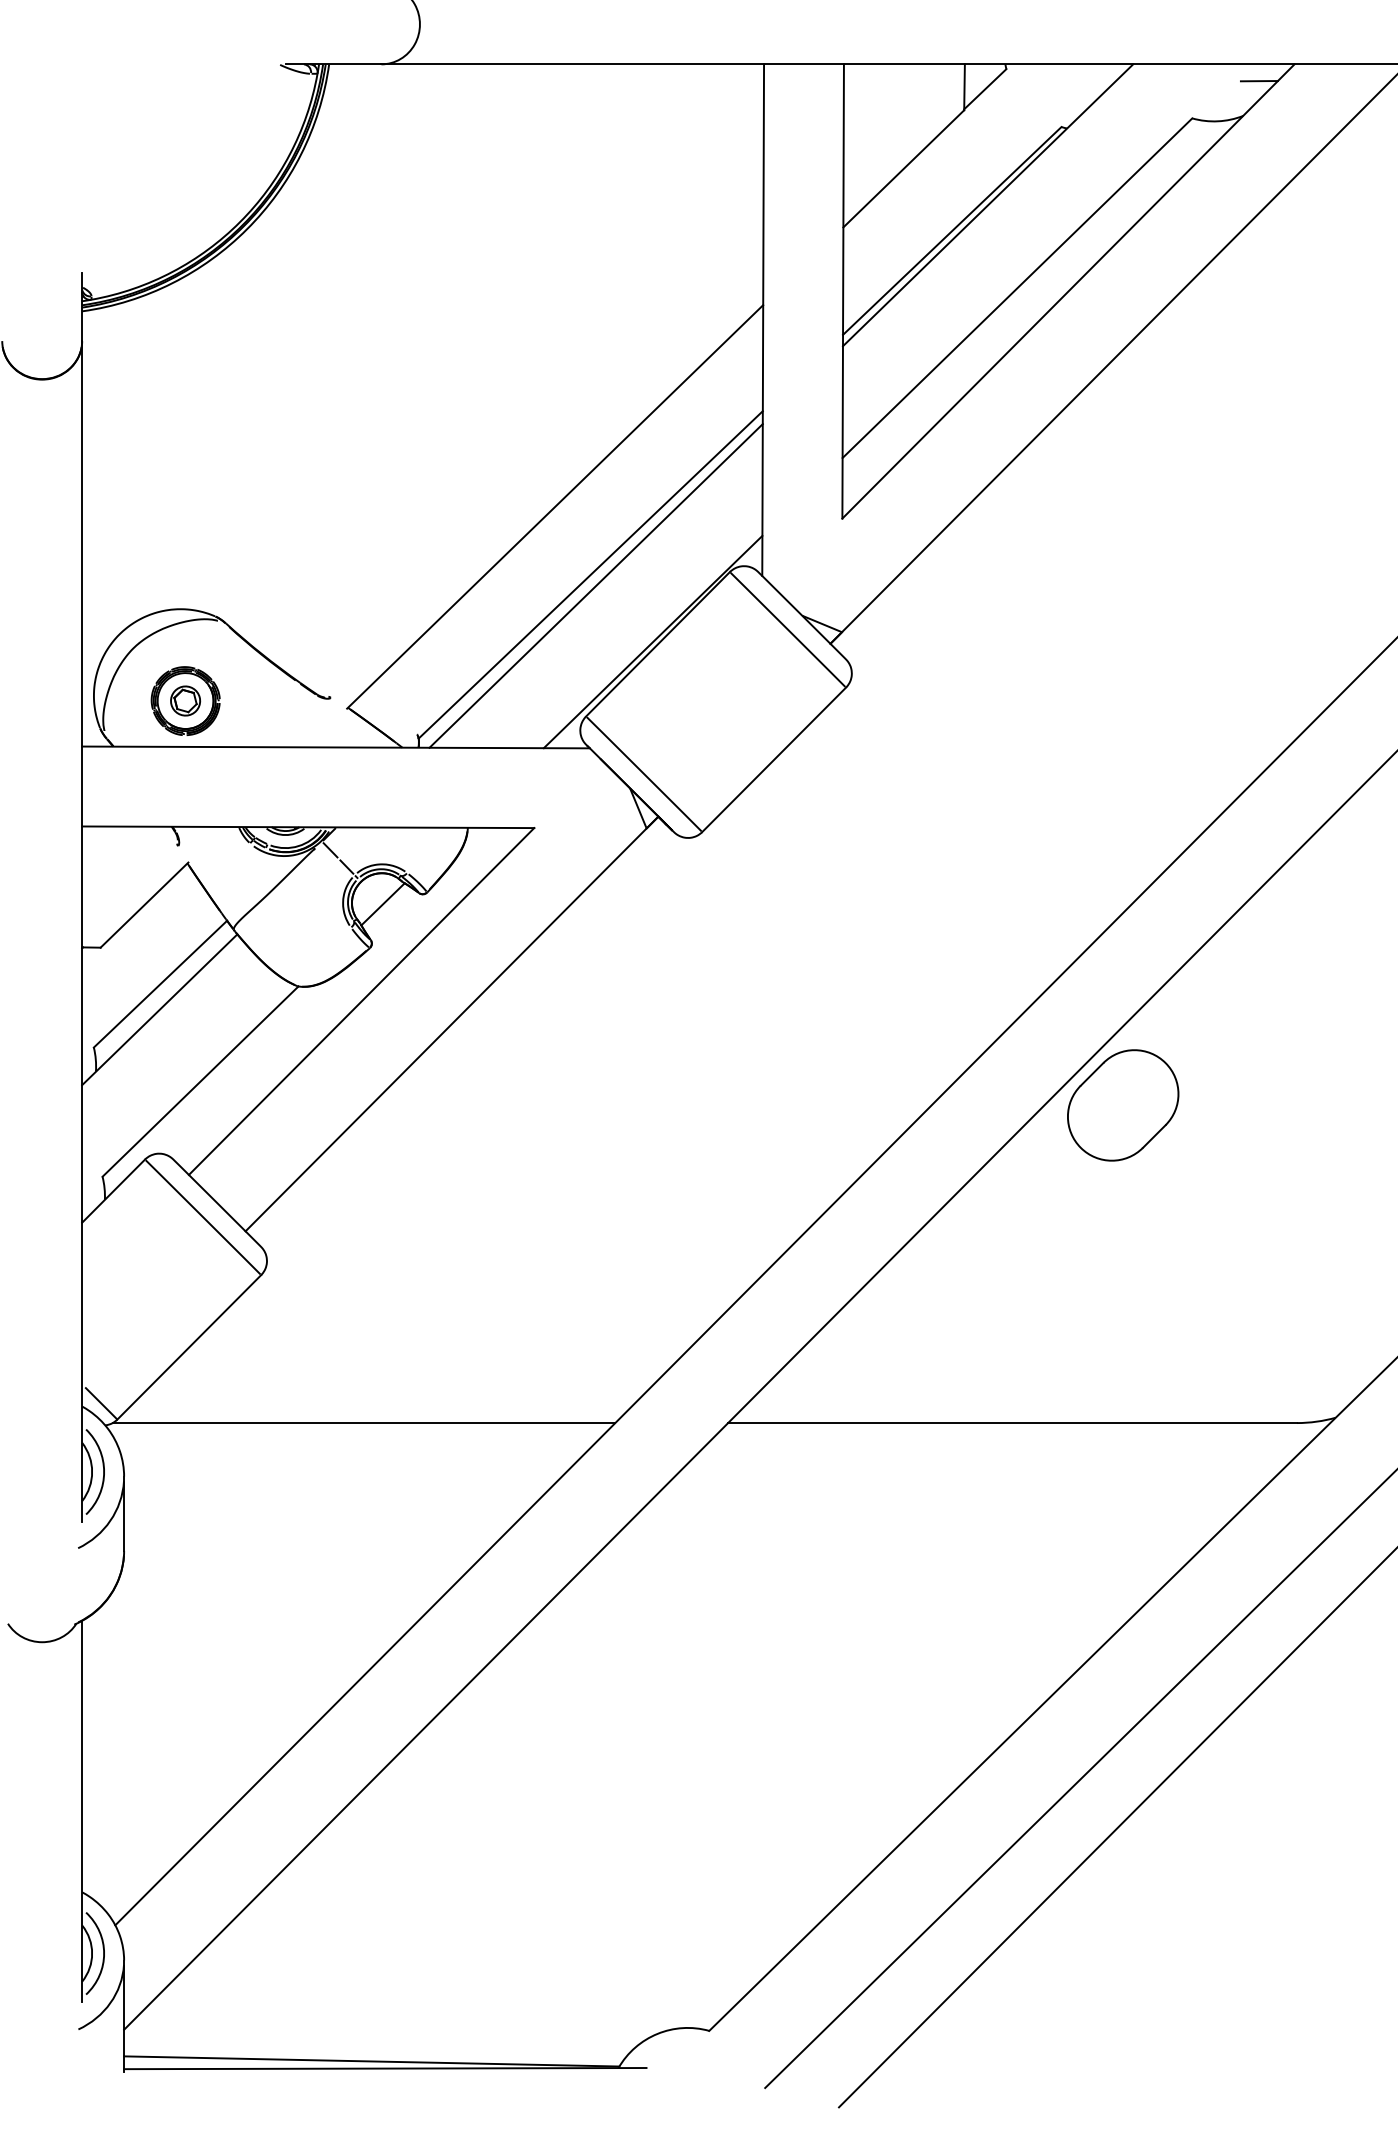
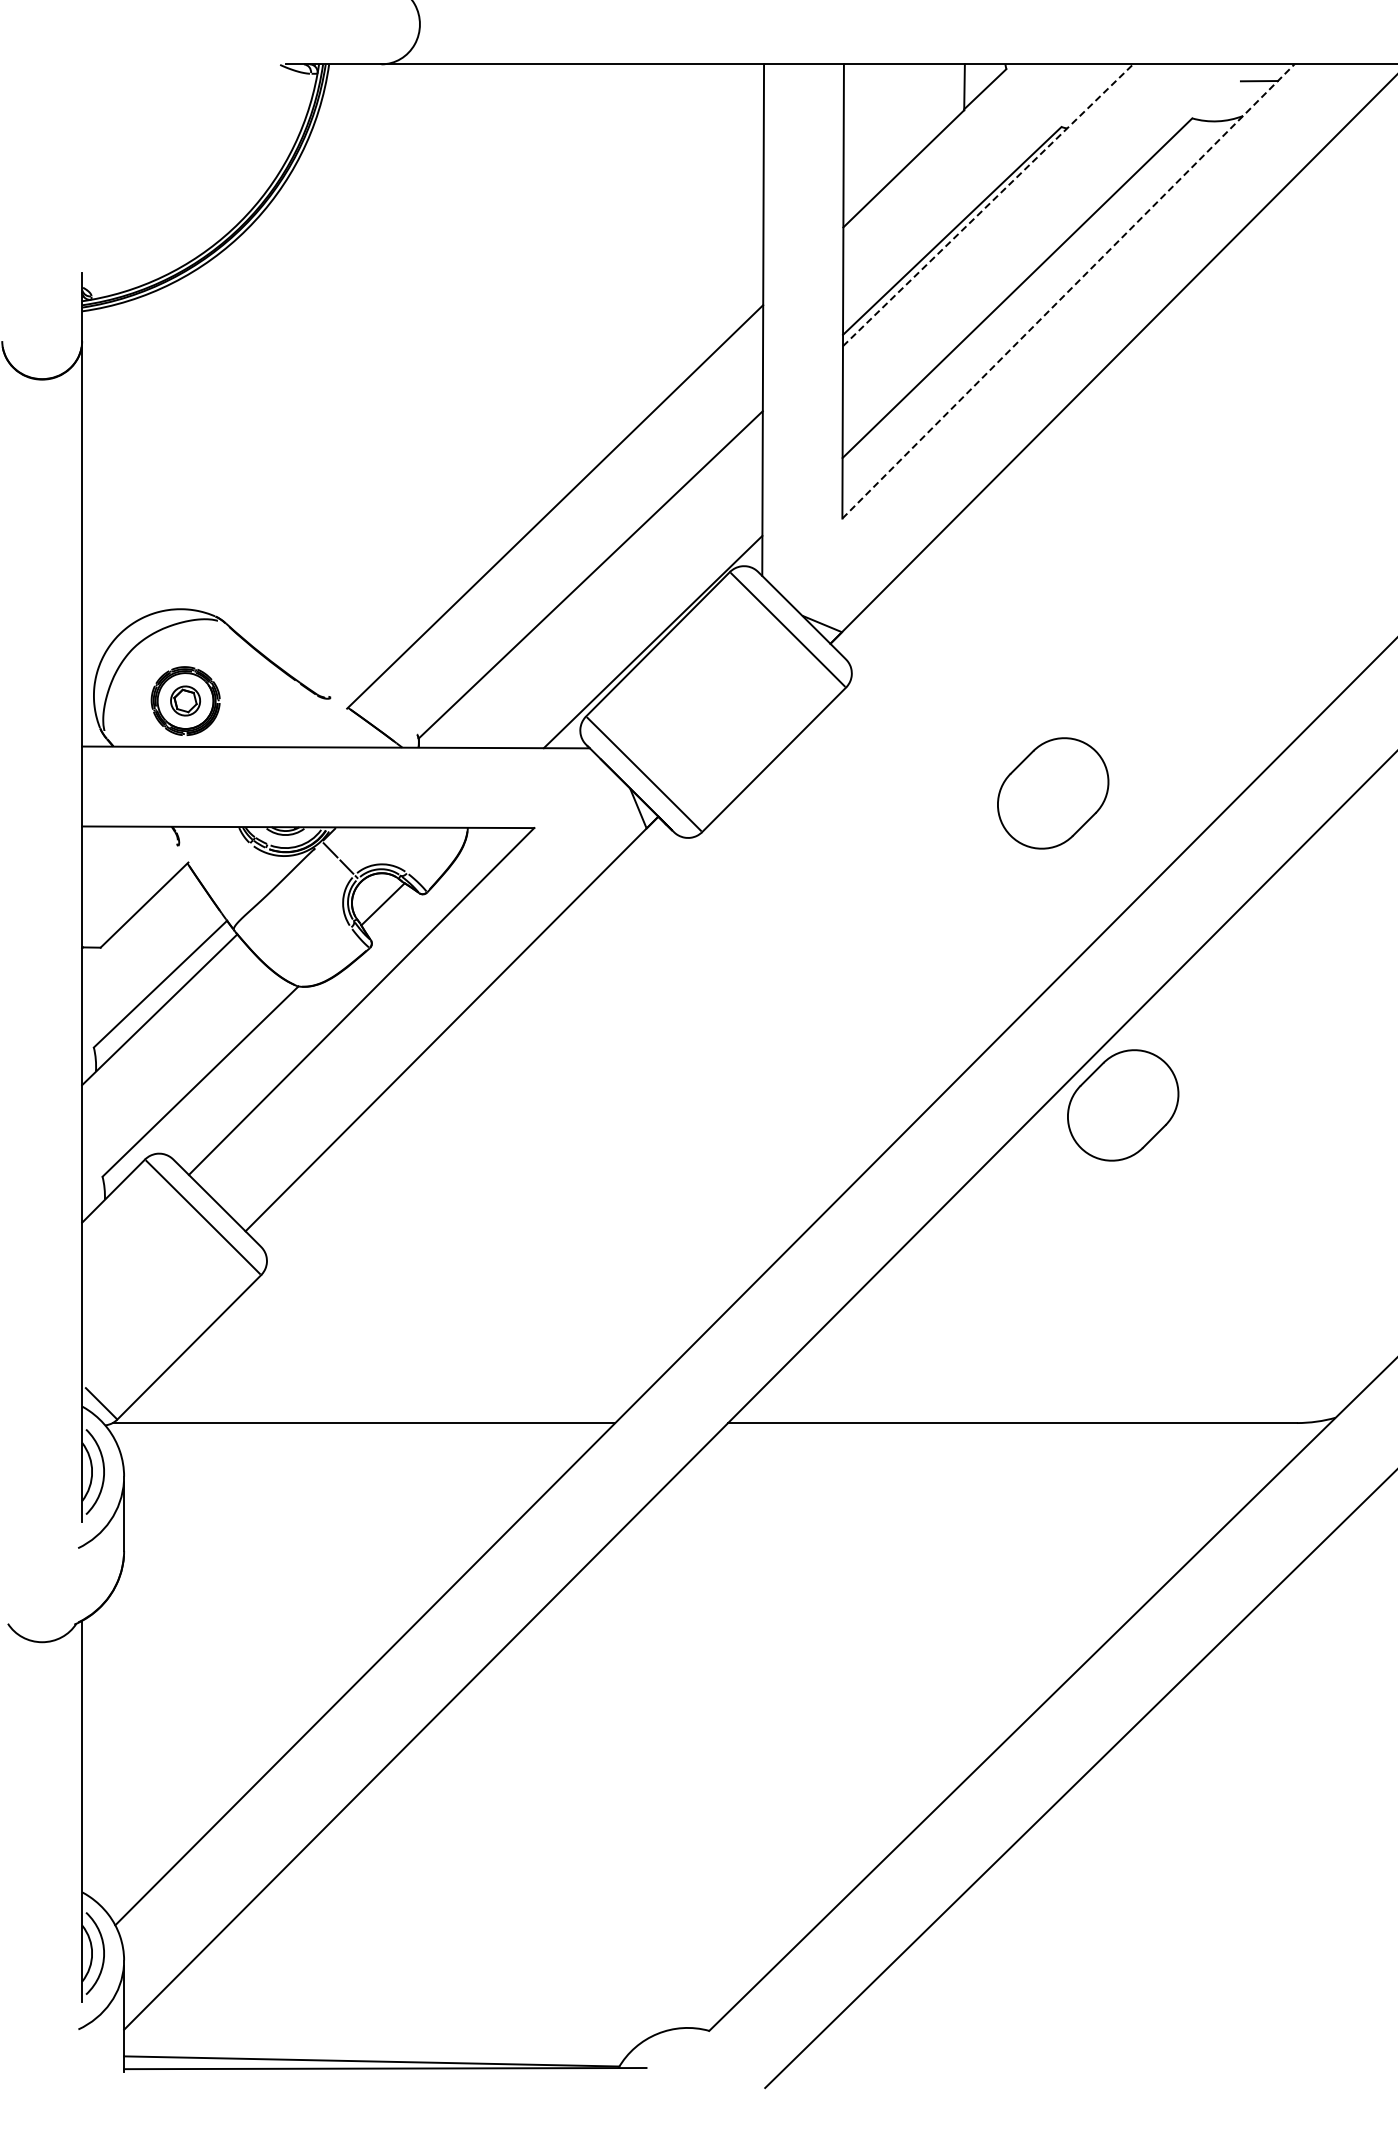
line: solid -> dashed (988, 204)
line: solid -> dashed (1068, 291)
line: present -> none (595, 585)
part: none -> present (1053, 793)
line: present -> none (1116, 1828)
